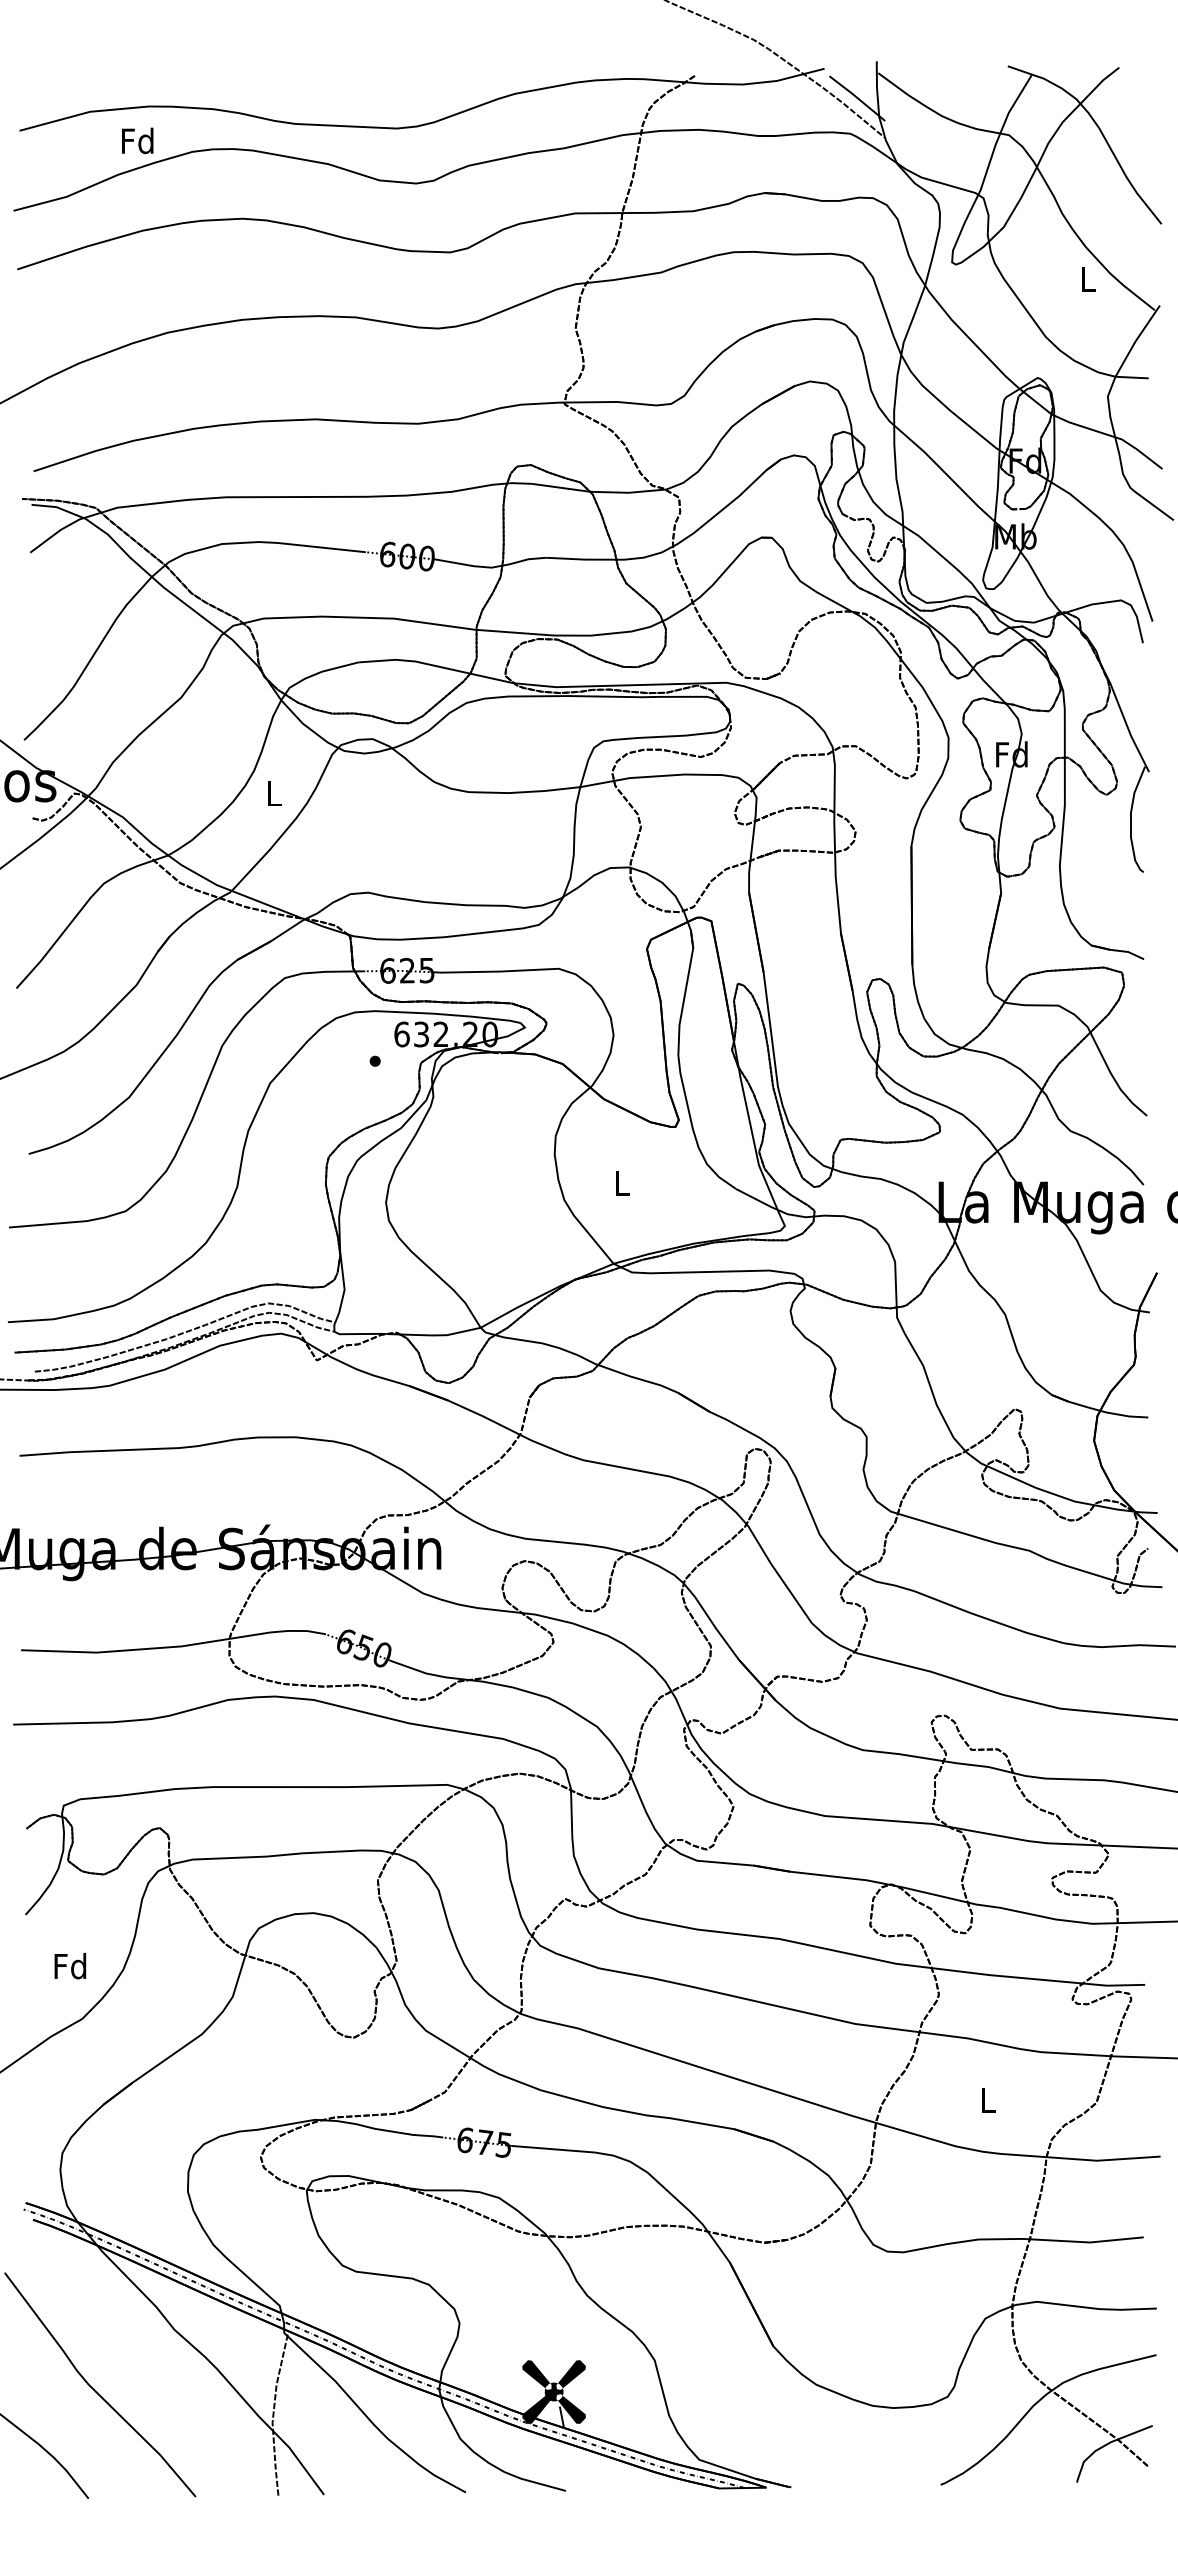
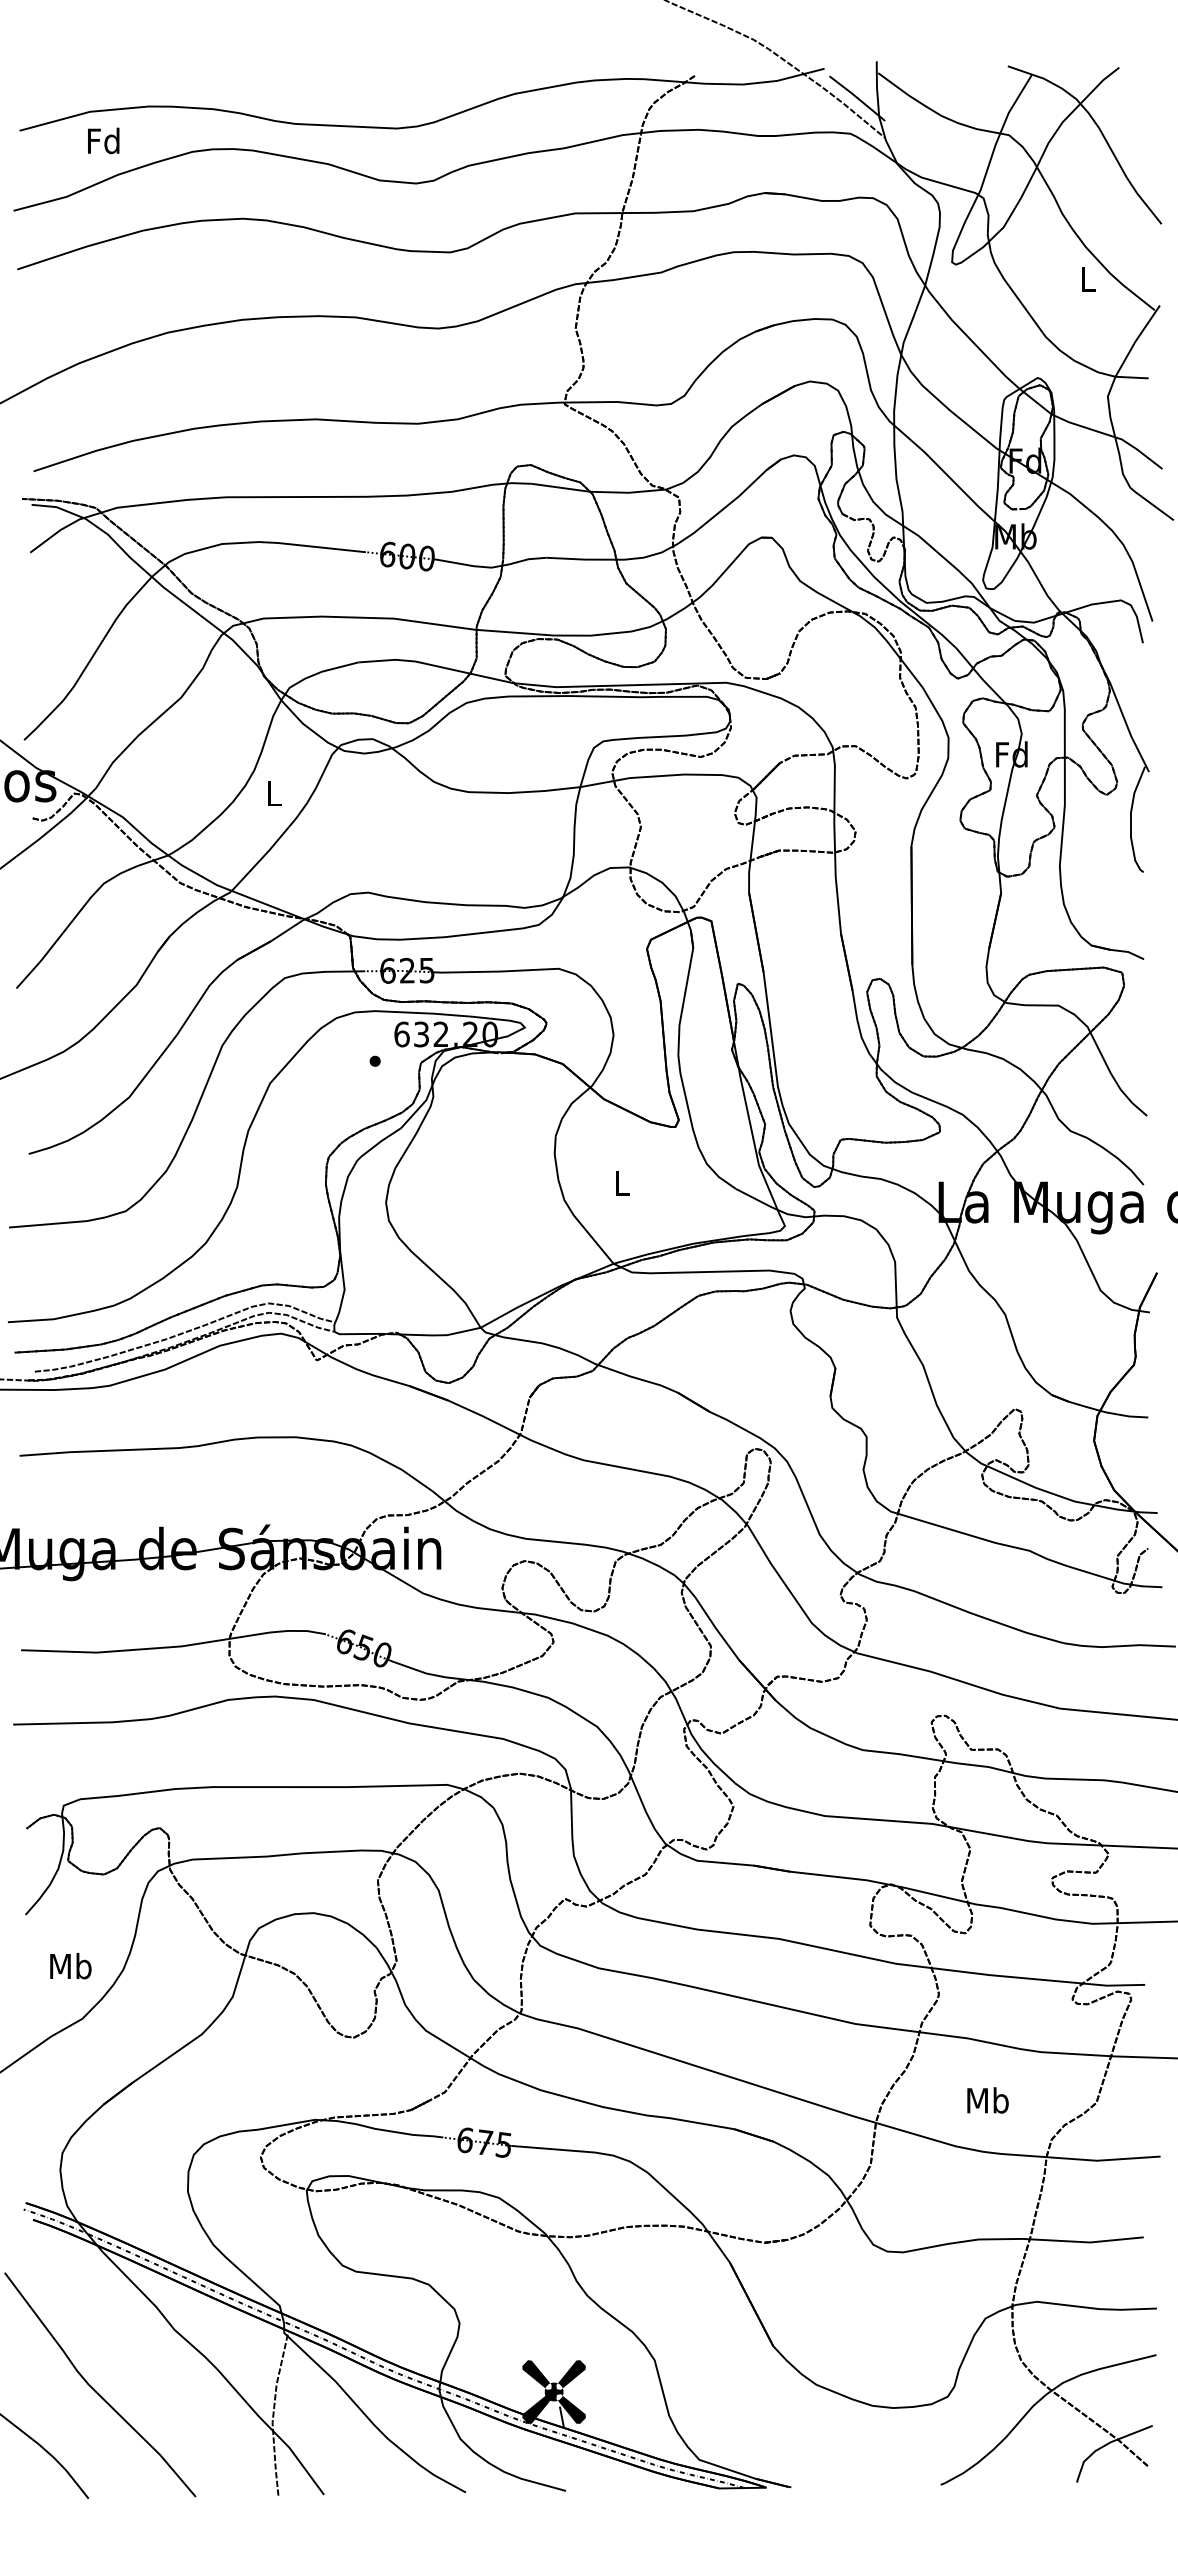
text position: (137, 140) -> (103, 140) (103, 140)
text: Fd -> Mb (70, 1966)
text: L -> Mb (987, 2100)
